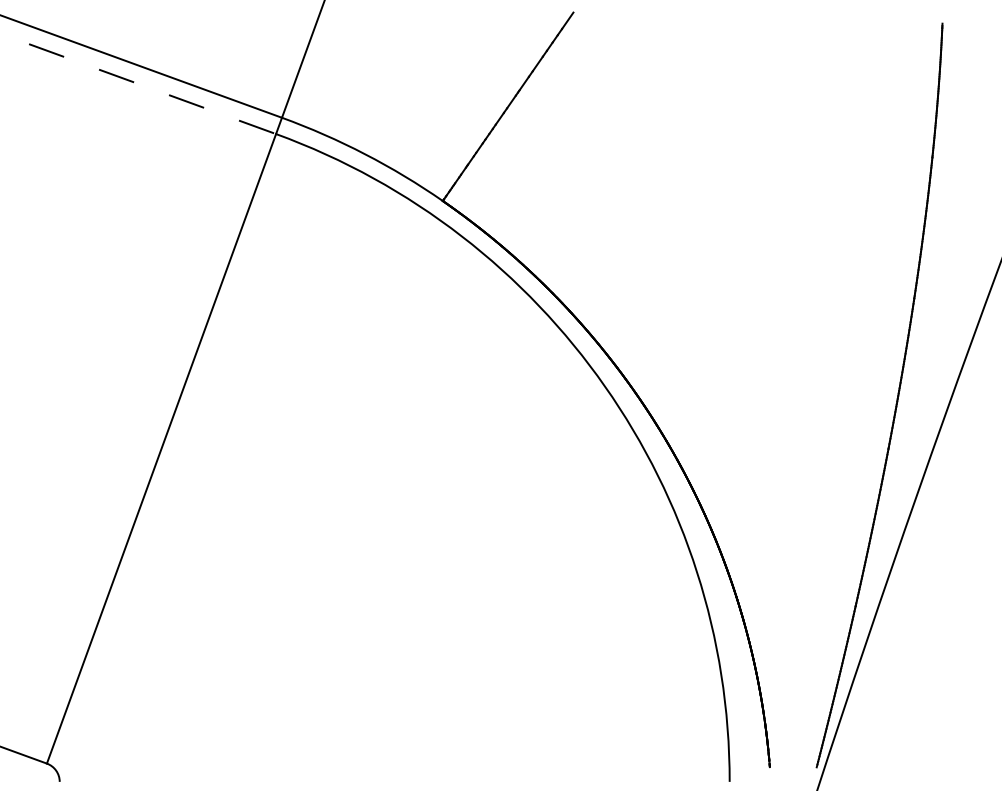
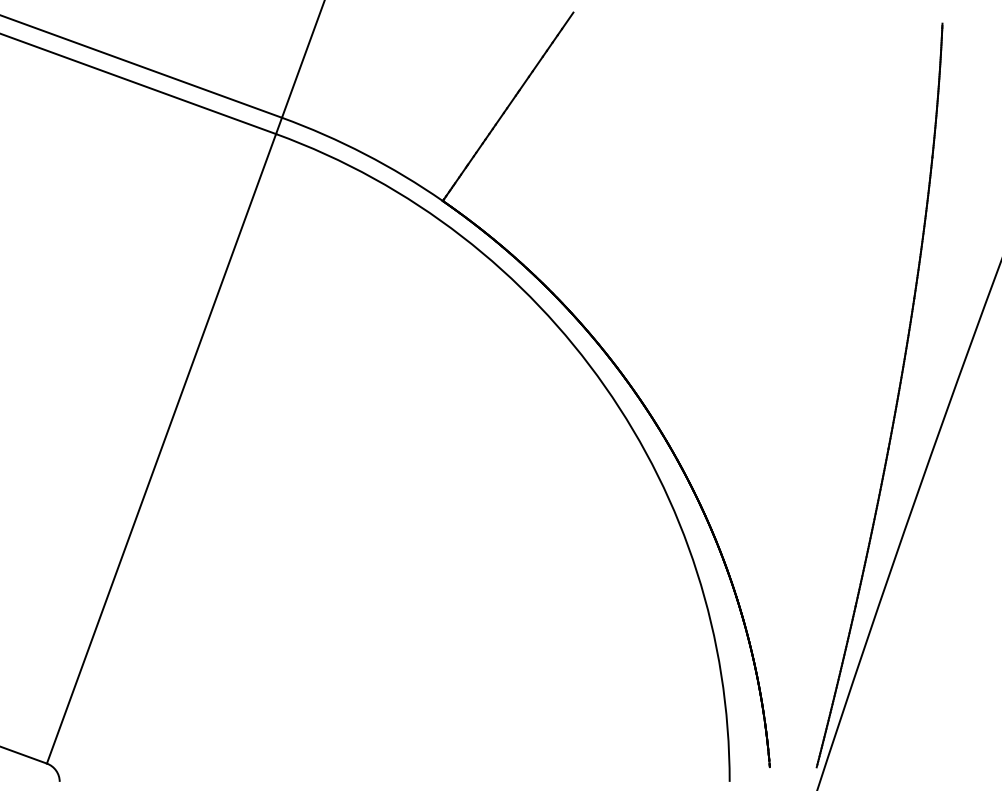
line: dashed -> solid (138, 84)
